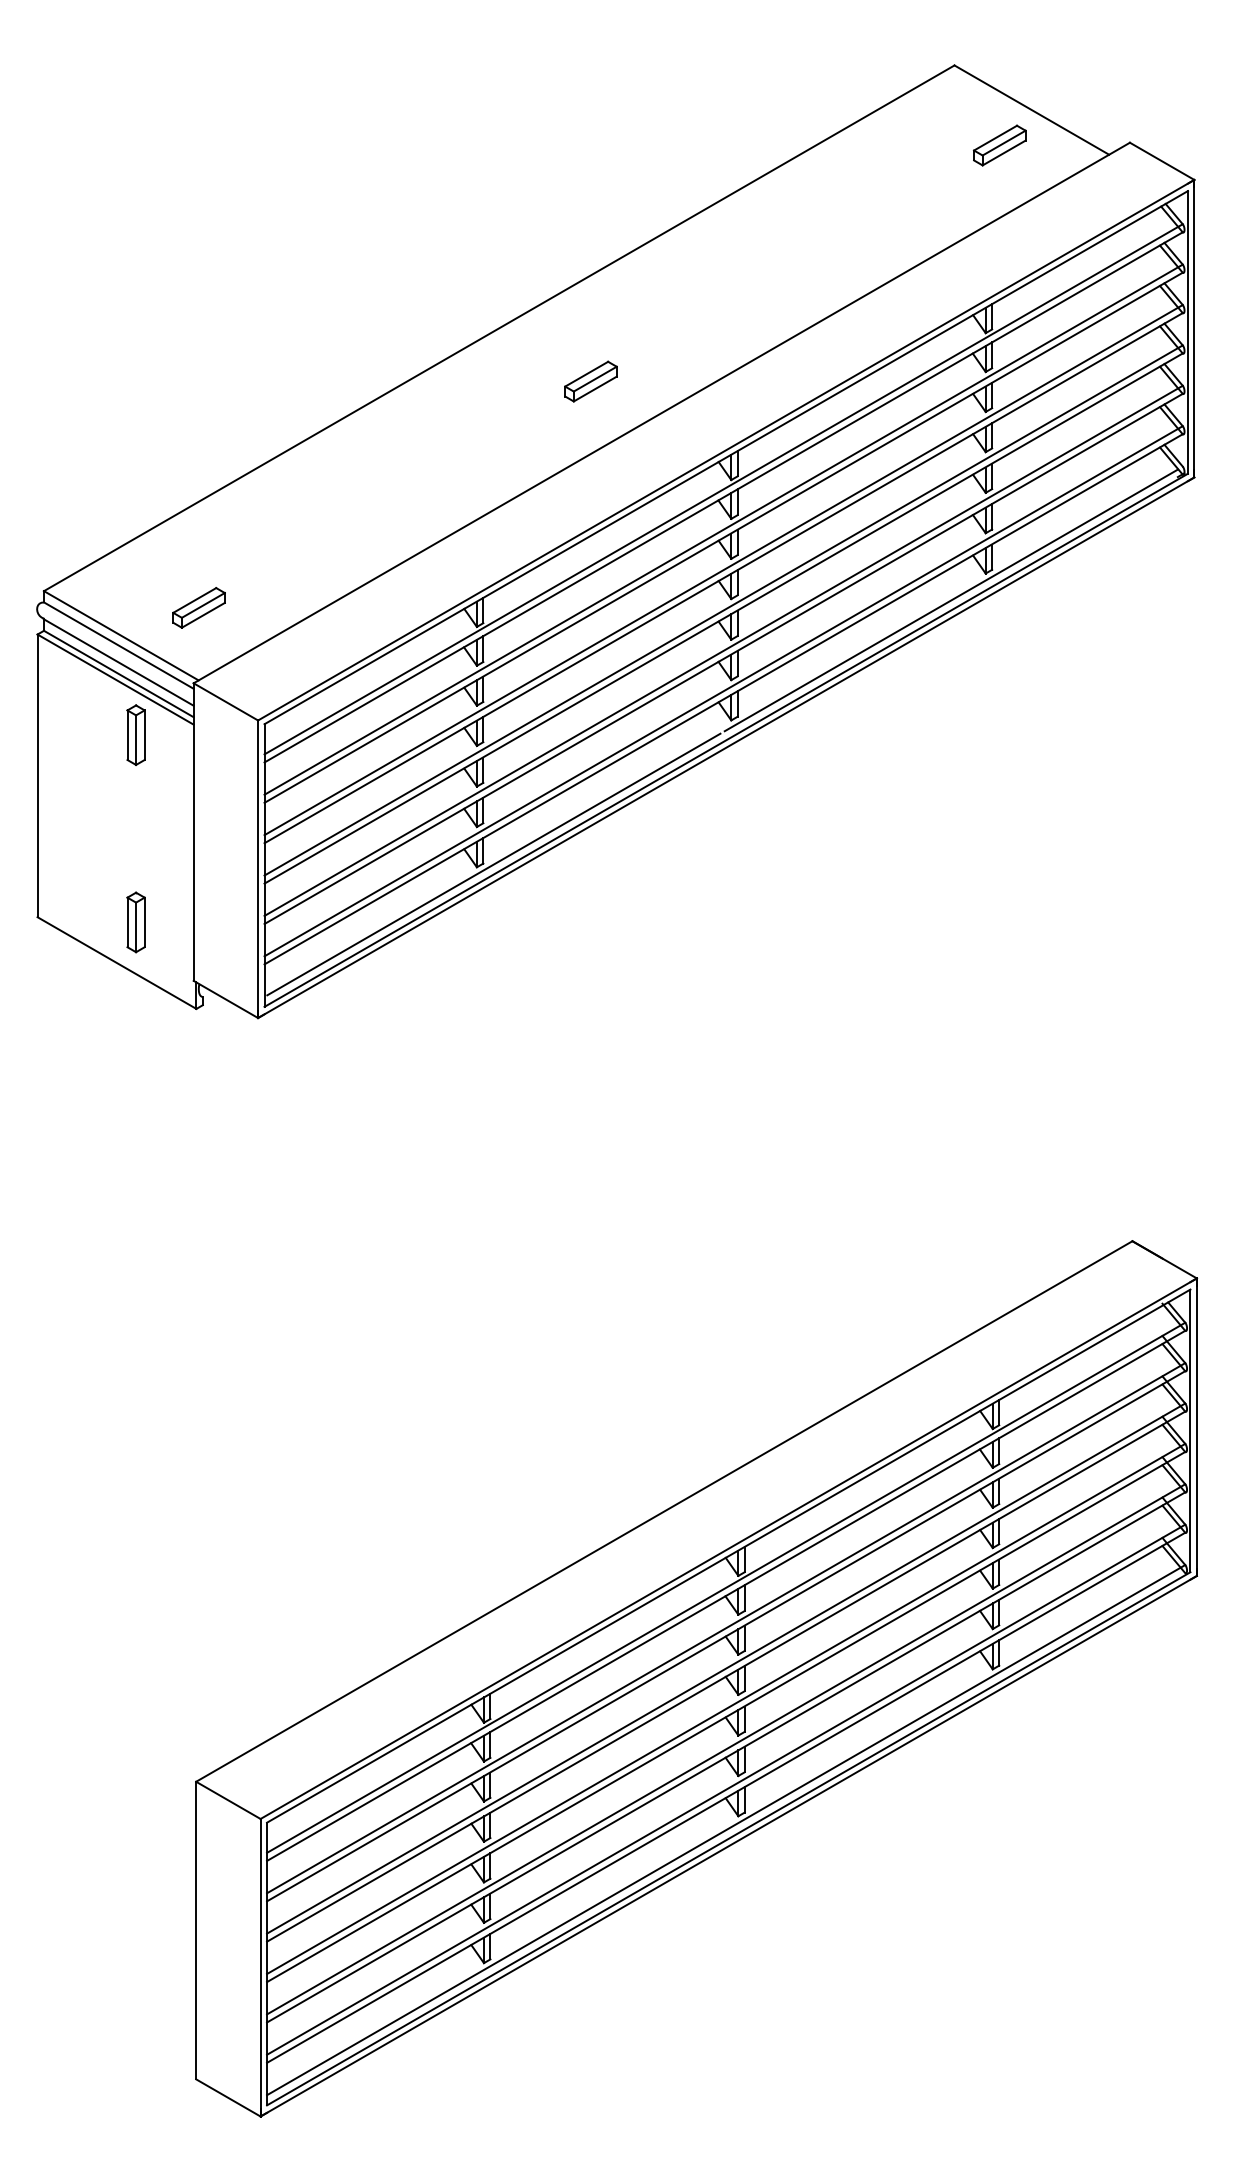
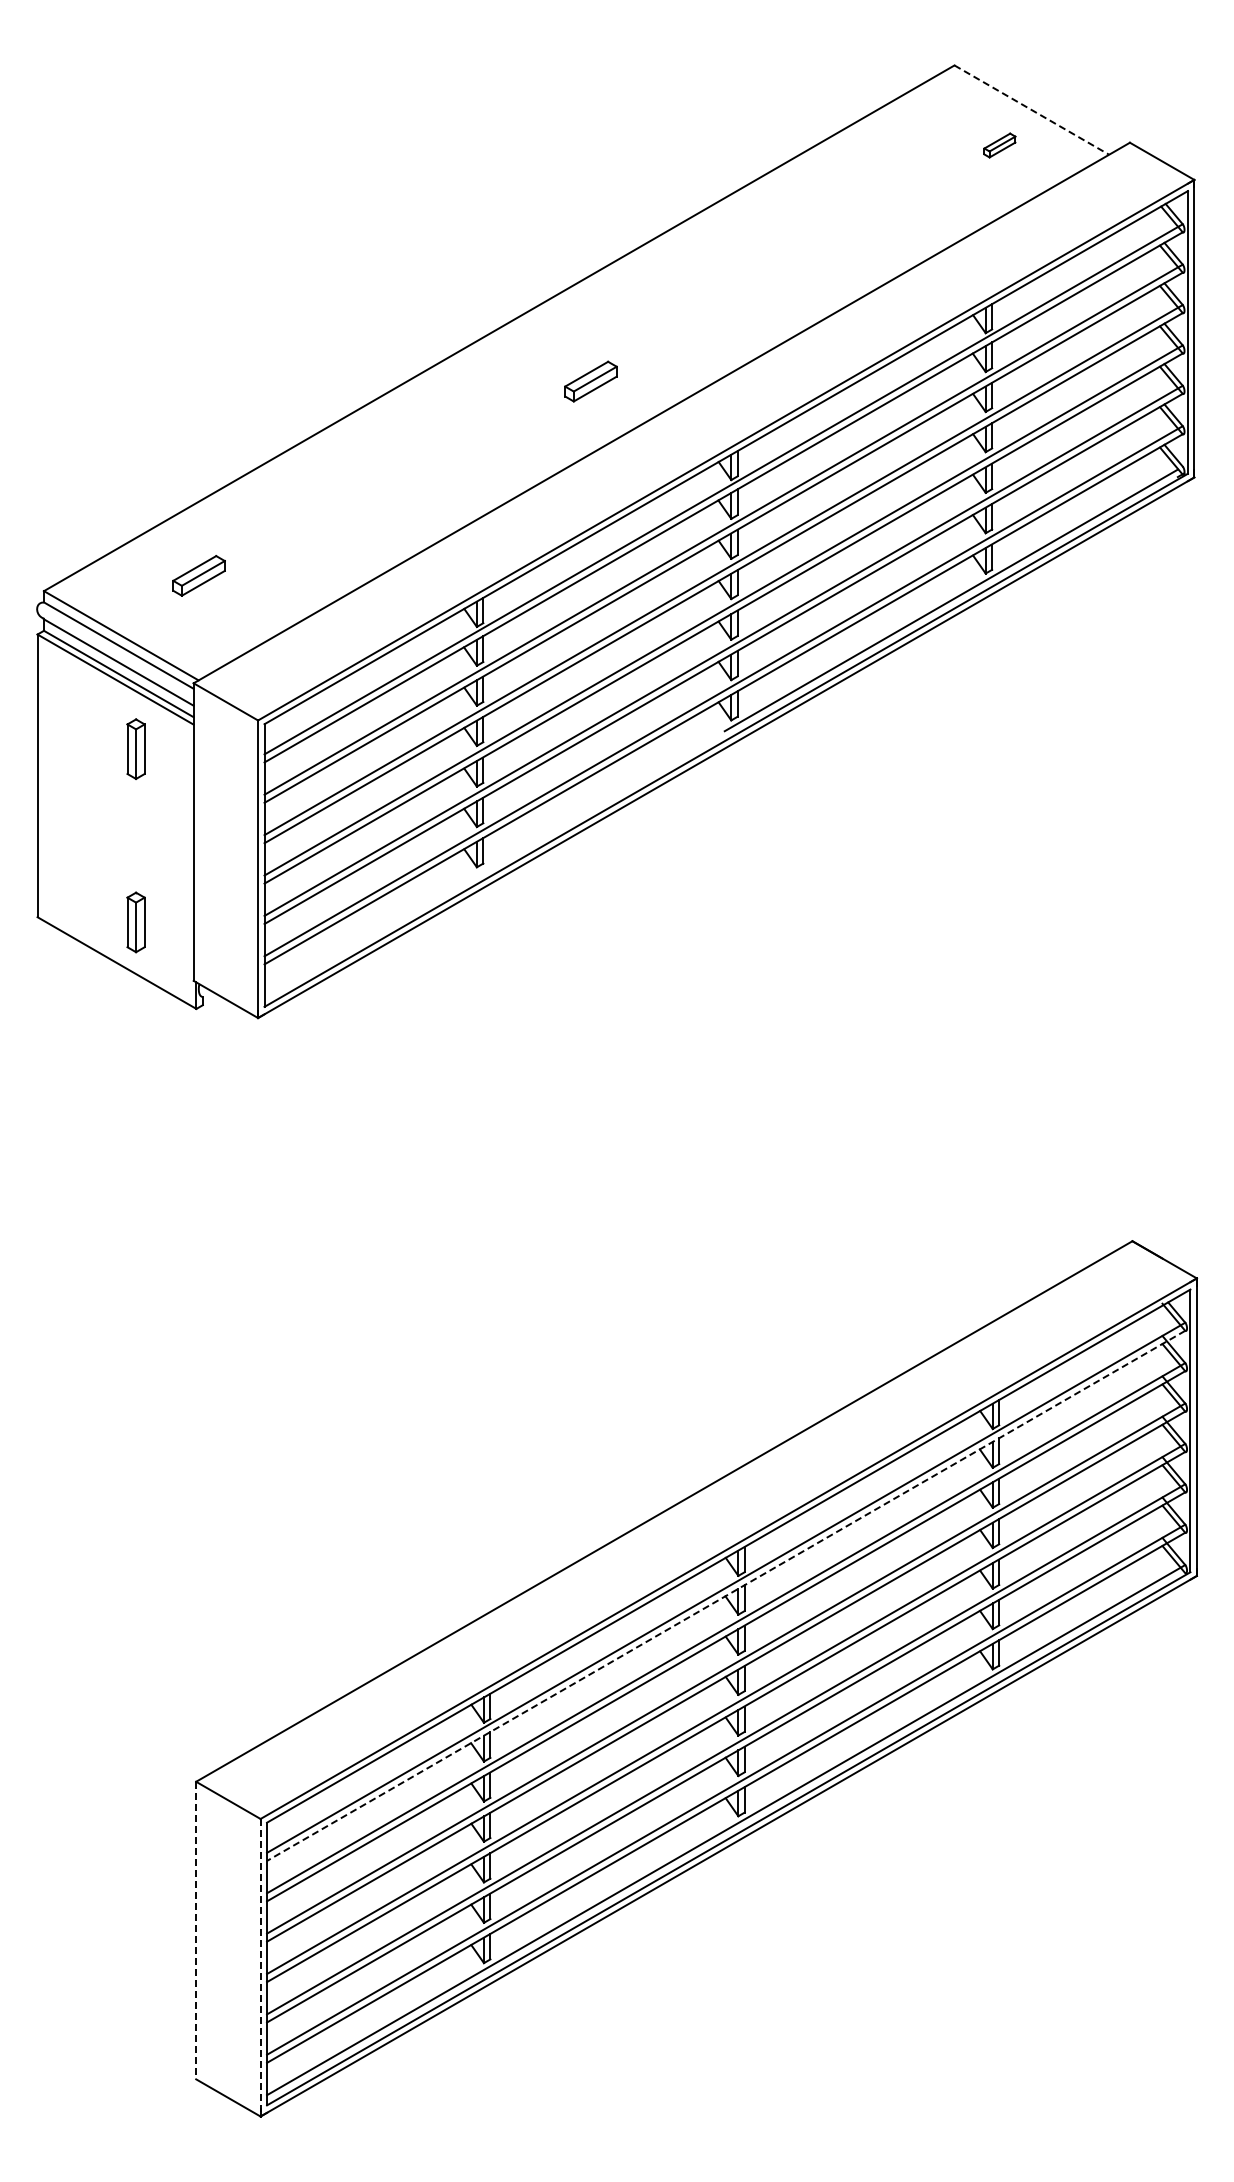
line: solid -> dashed (1032, 110)
part size: 54x43 px -> 34x27 px (999, 145)
part position: (198, 607) -> (198, 575) (198, 575)
part position: (135, 734) -> (135, 748) (135, 748)
line: present -> none (493, 864)
line: solid -> dashed (725, 1596)
line: solid -> dashed (196, 1930)
line: solid -> dashed (260, 1967)
